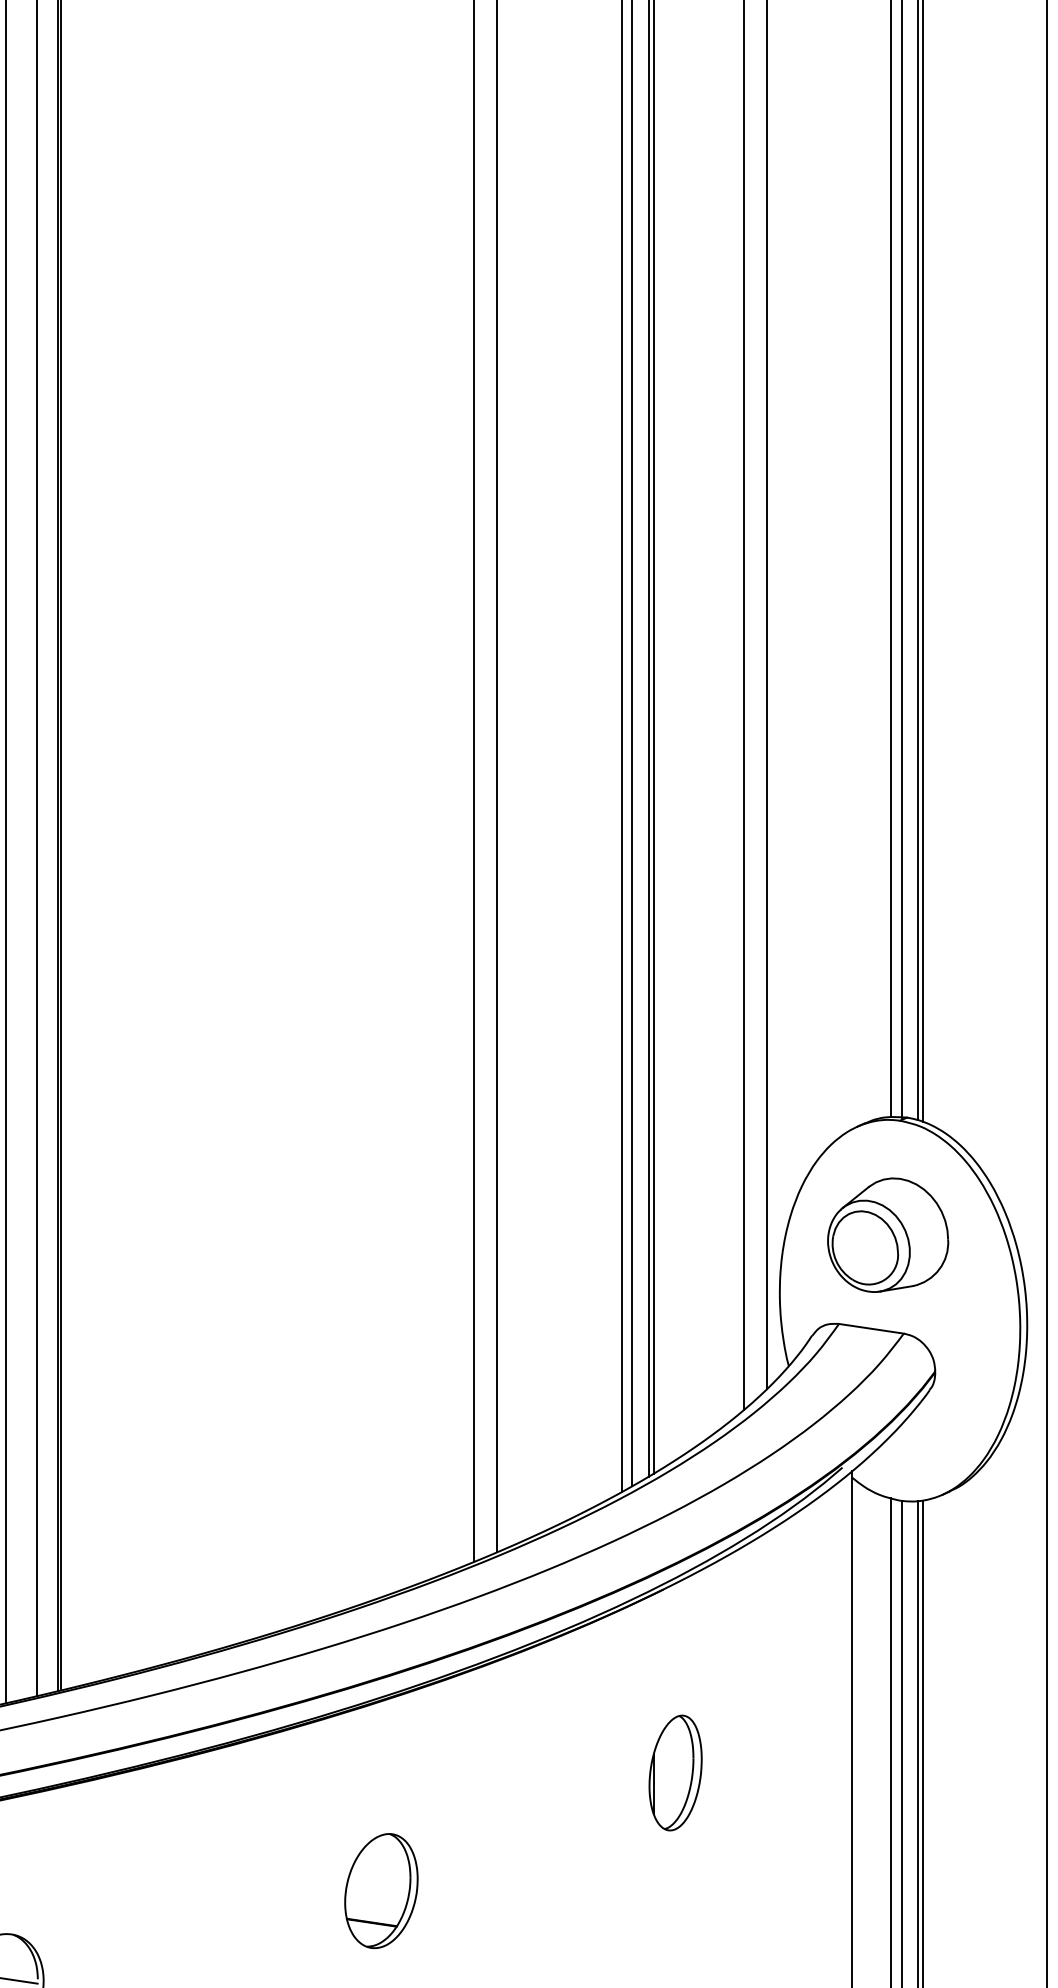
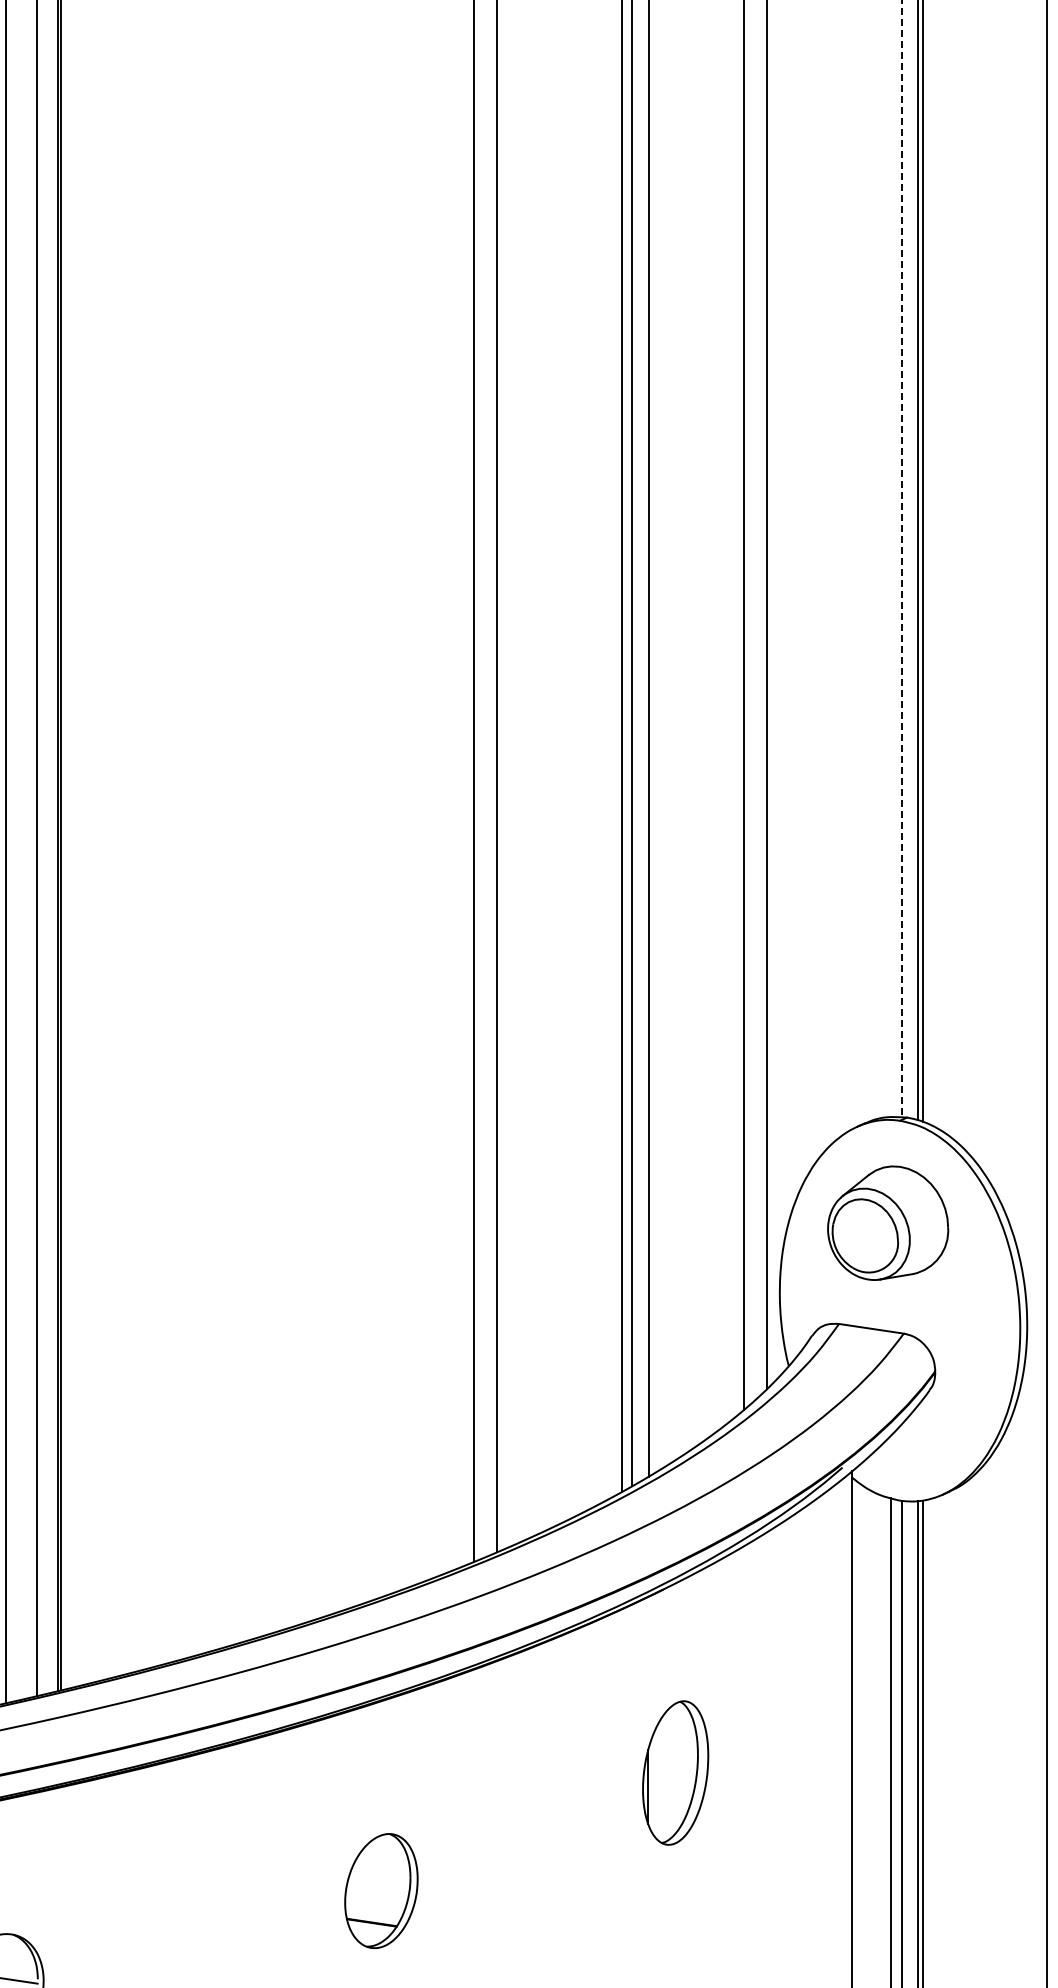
line: present -> none (890, 559)
line: solid -> dashed (901, 559)
line: present -> none (653, 737)
part position: (888, 1234) -> (888, 1222) (888, 1222)
part size: 55x118 px -> 68x146 px (675, 1772)
